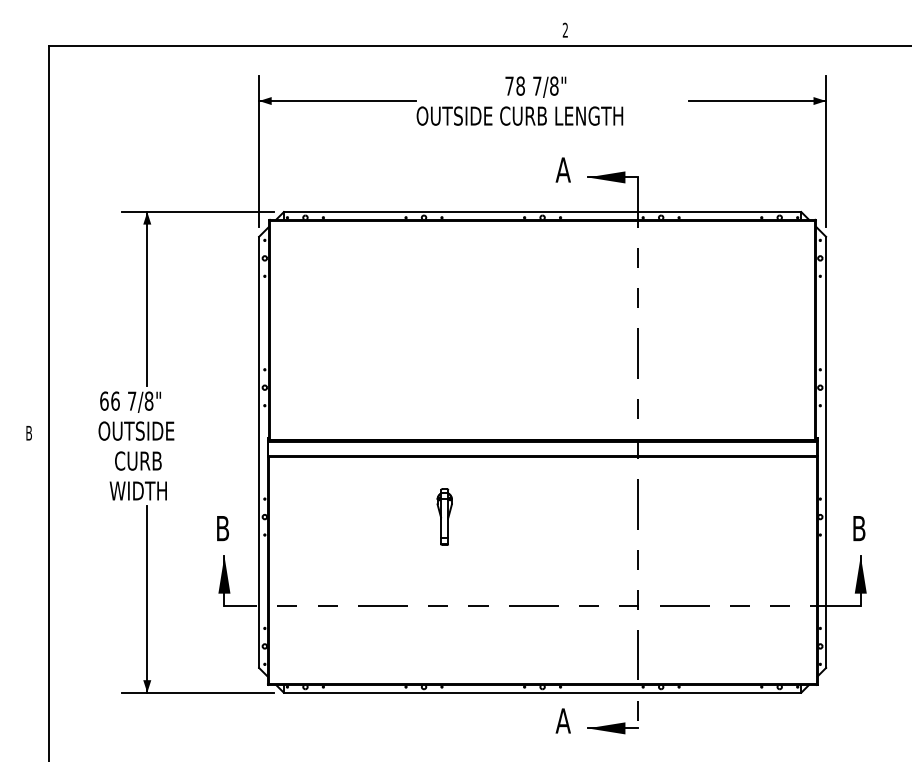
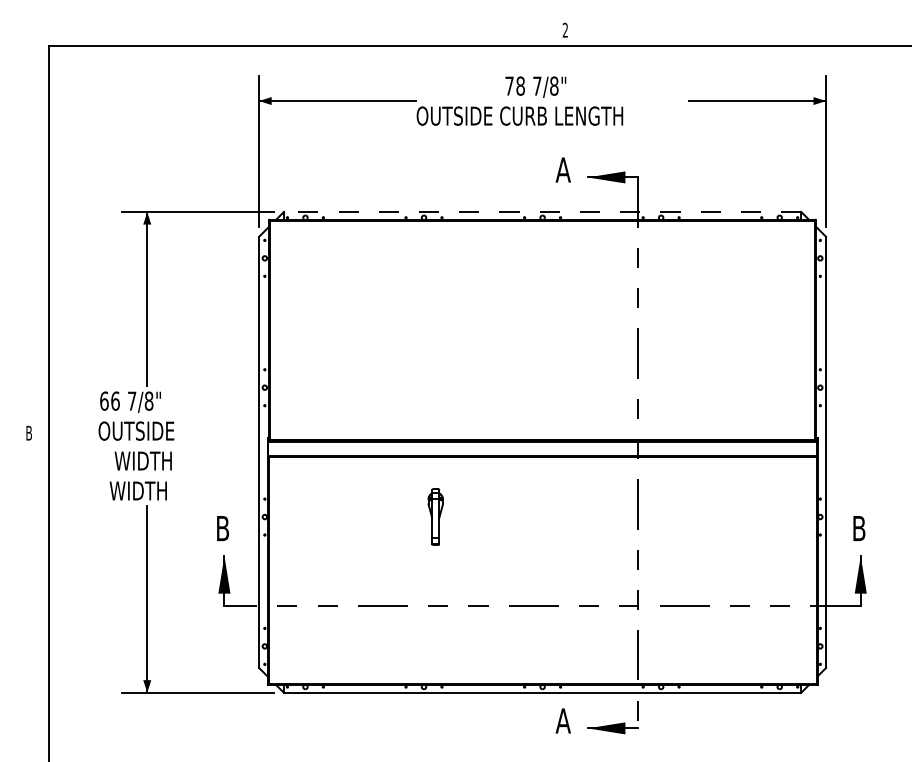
line: solid -> dashed (542, 212)
text: CURB -> WIDTH (142, 460)
part position: (444, 516) -> (435, 516) (435, 516)
